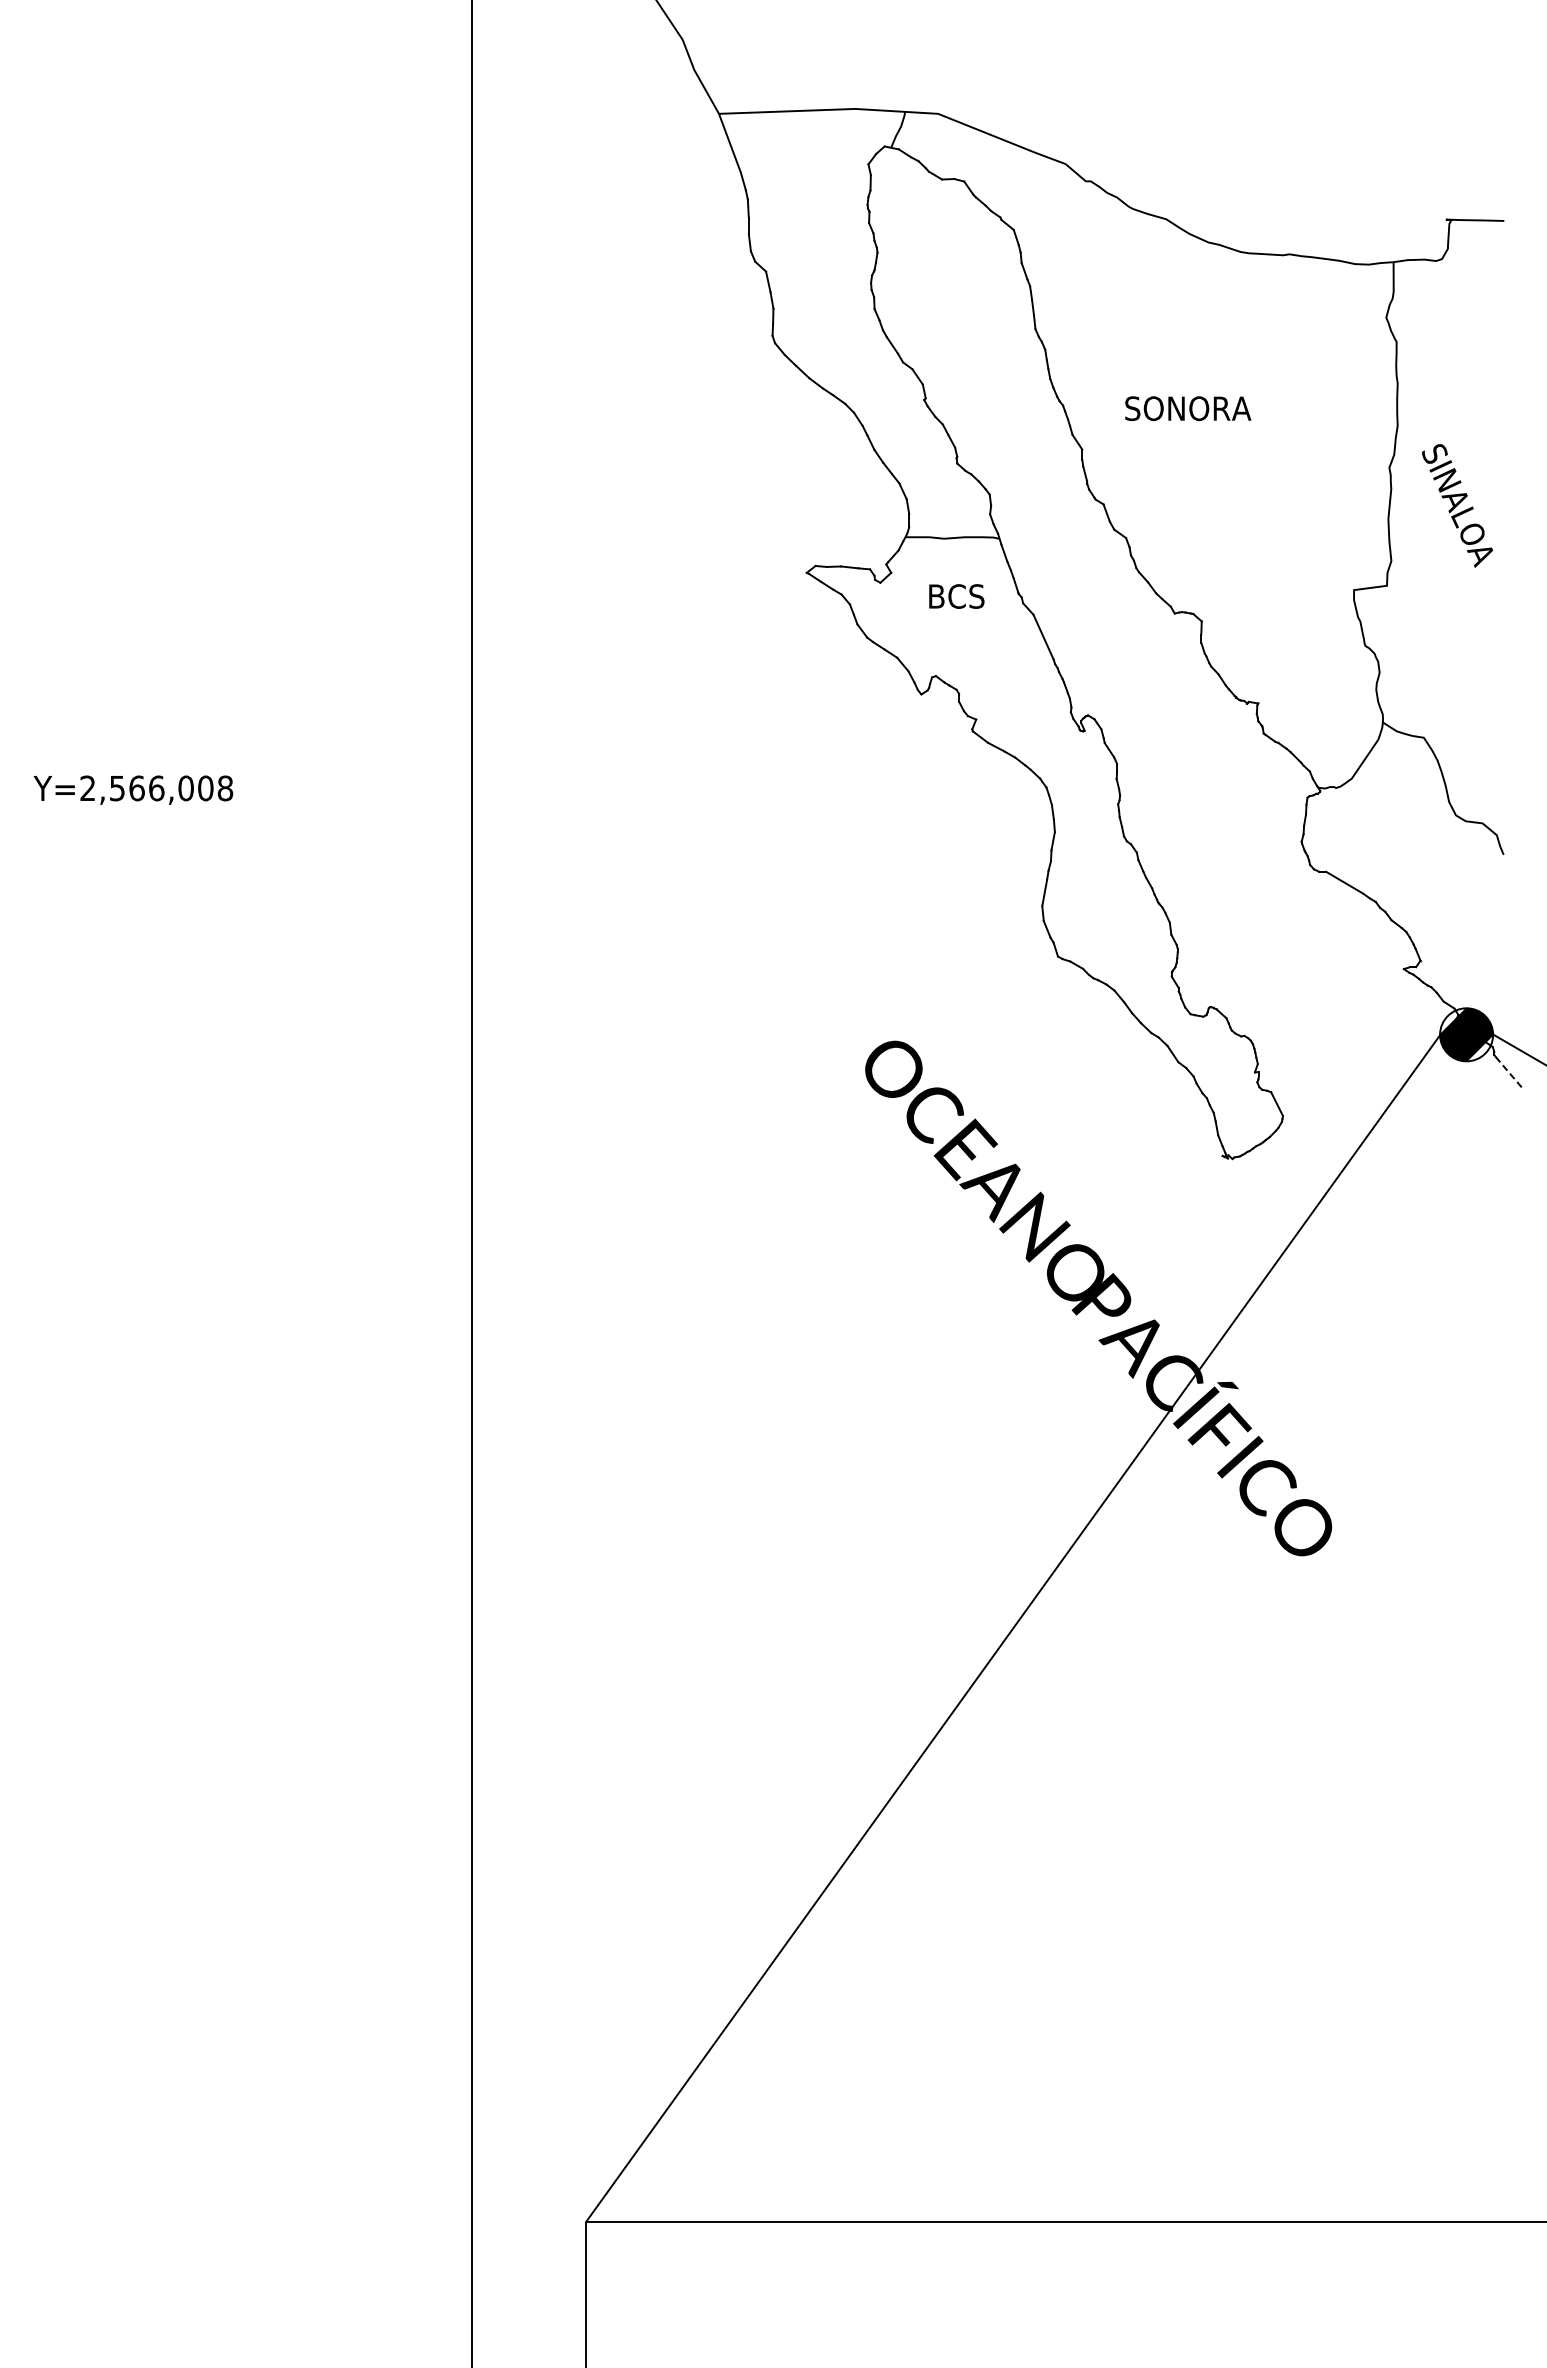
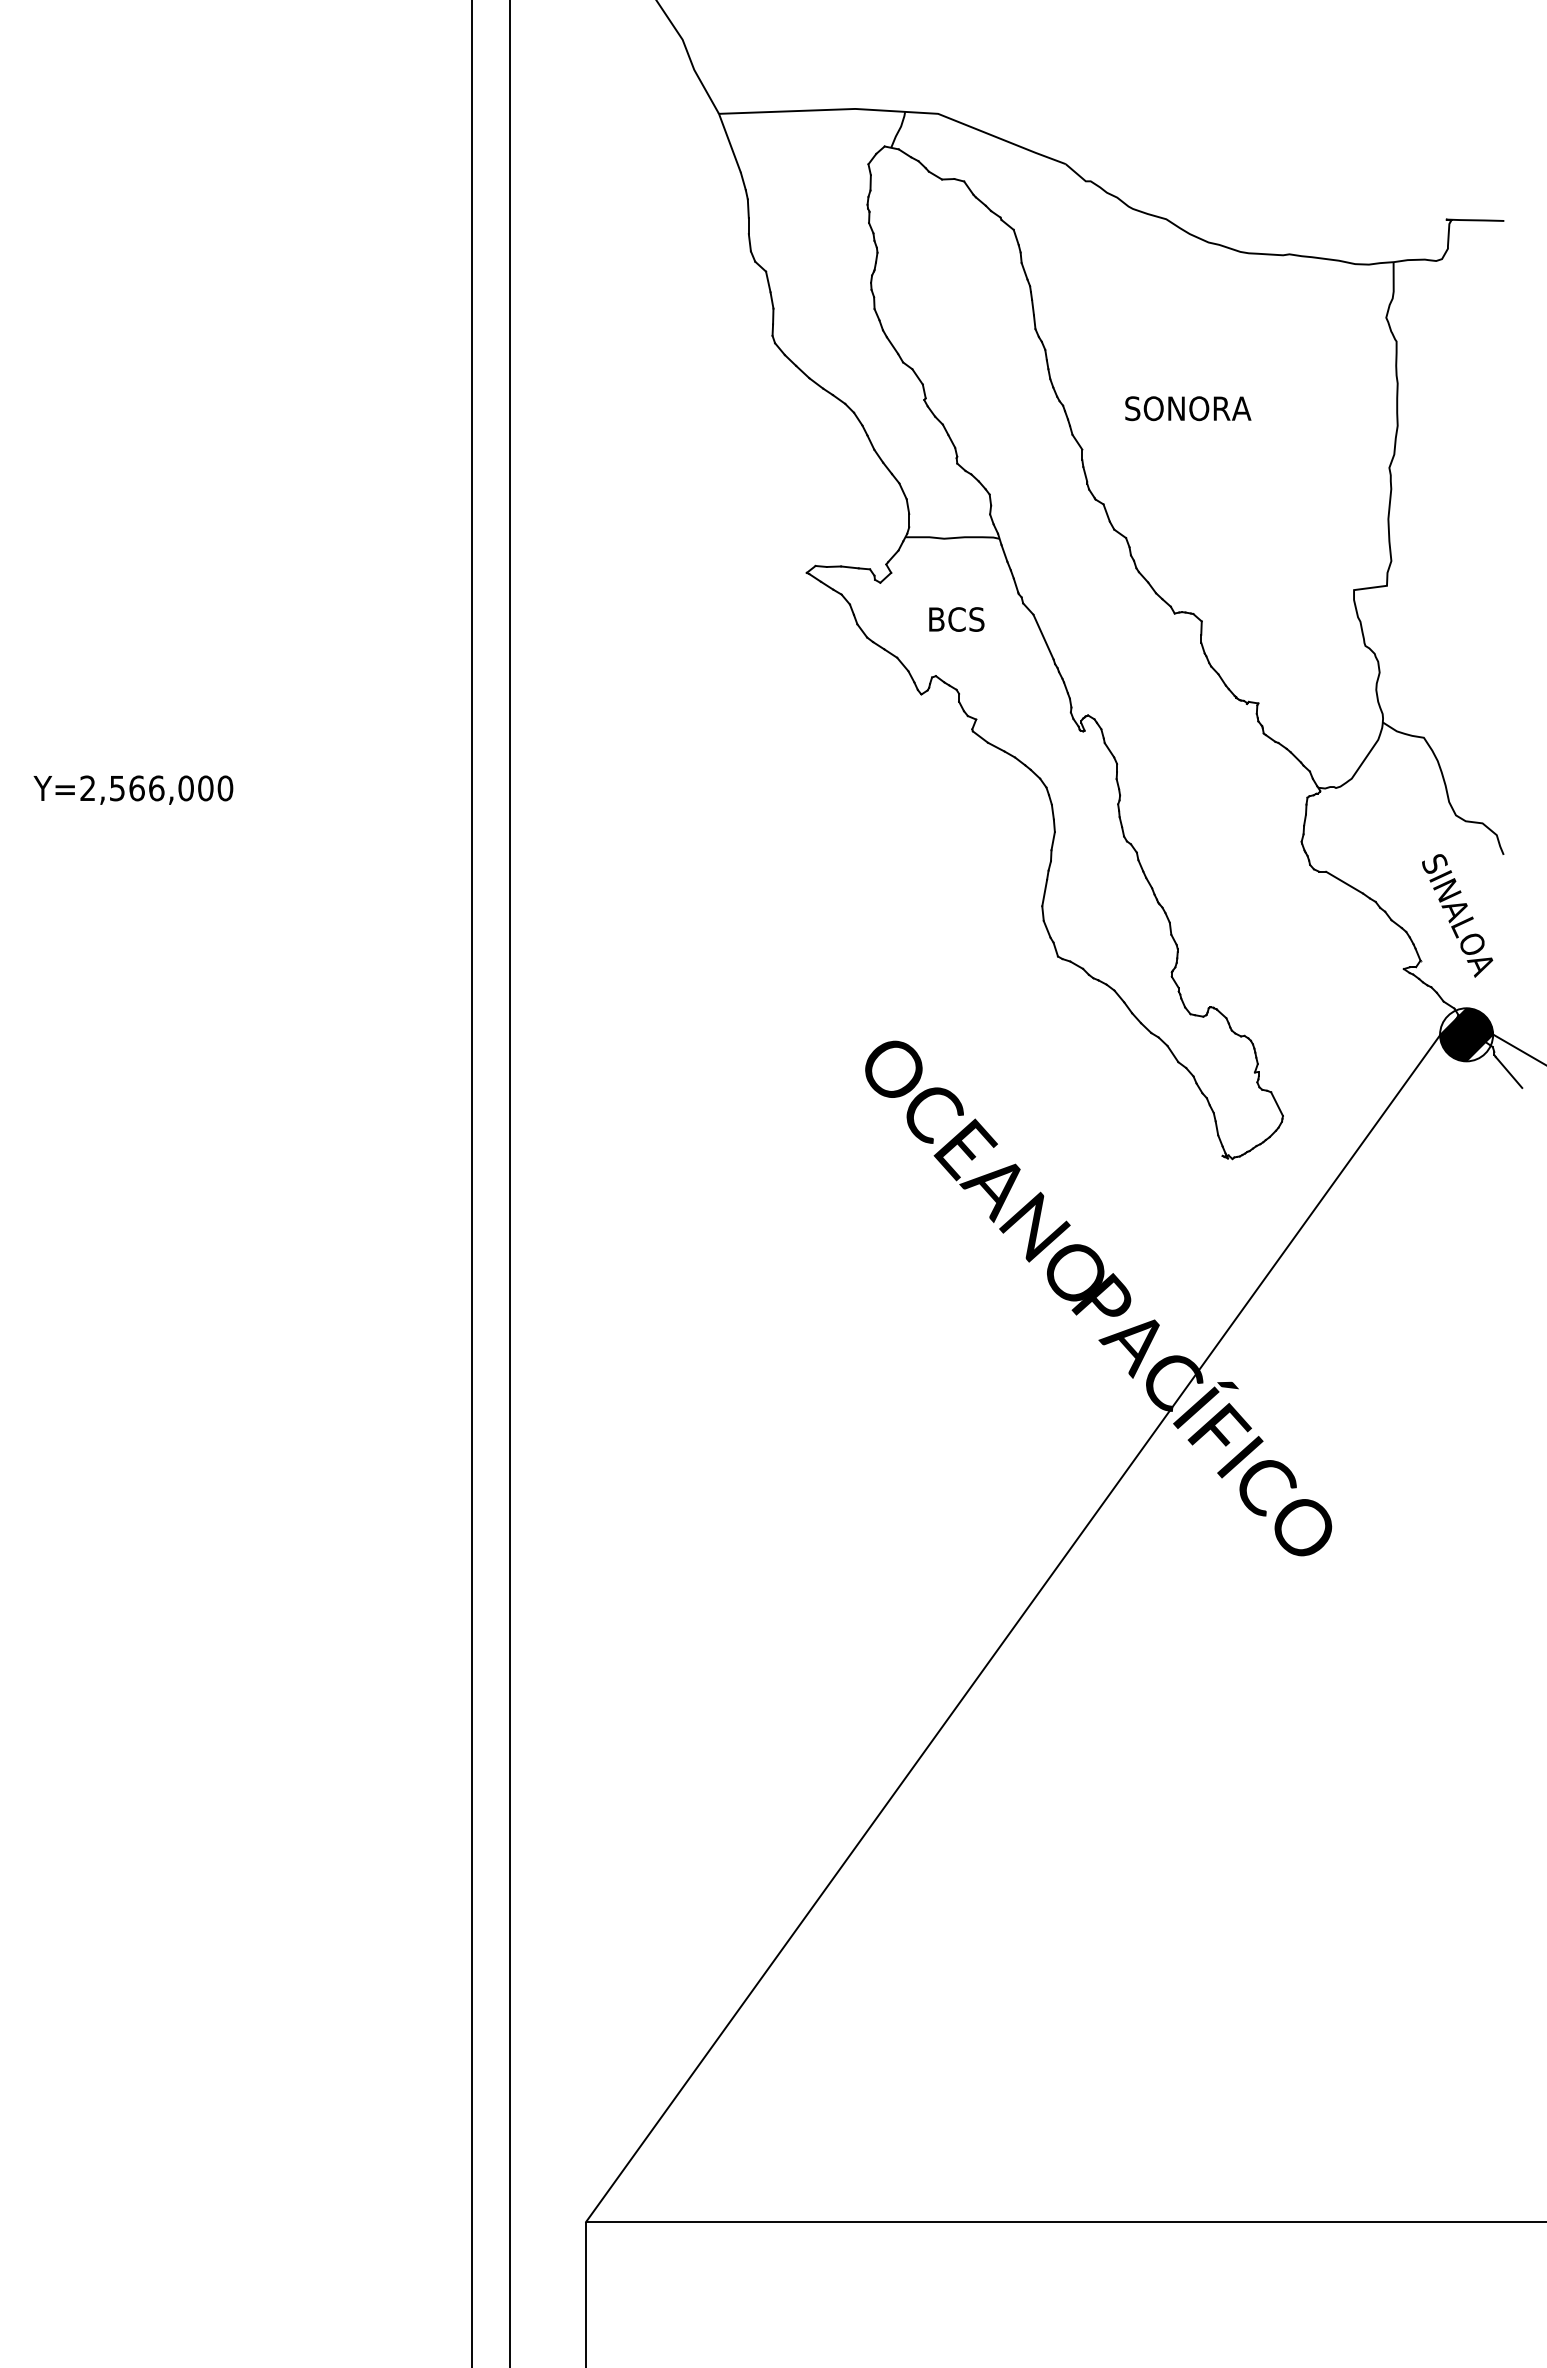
text position: (1457, 505) -> (1457, 915) (1457, 915)
text position: (956, 596) -> (956, 619) (956, 619)
text: Y=2,566,008 -> Y=2,566,000 (225, 788)
line: dashed -> solid (1509, 1072)
line: none -> present (510, 1183)
